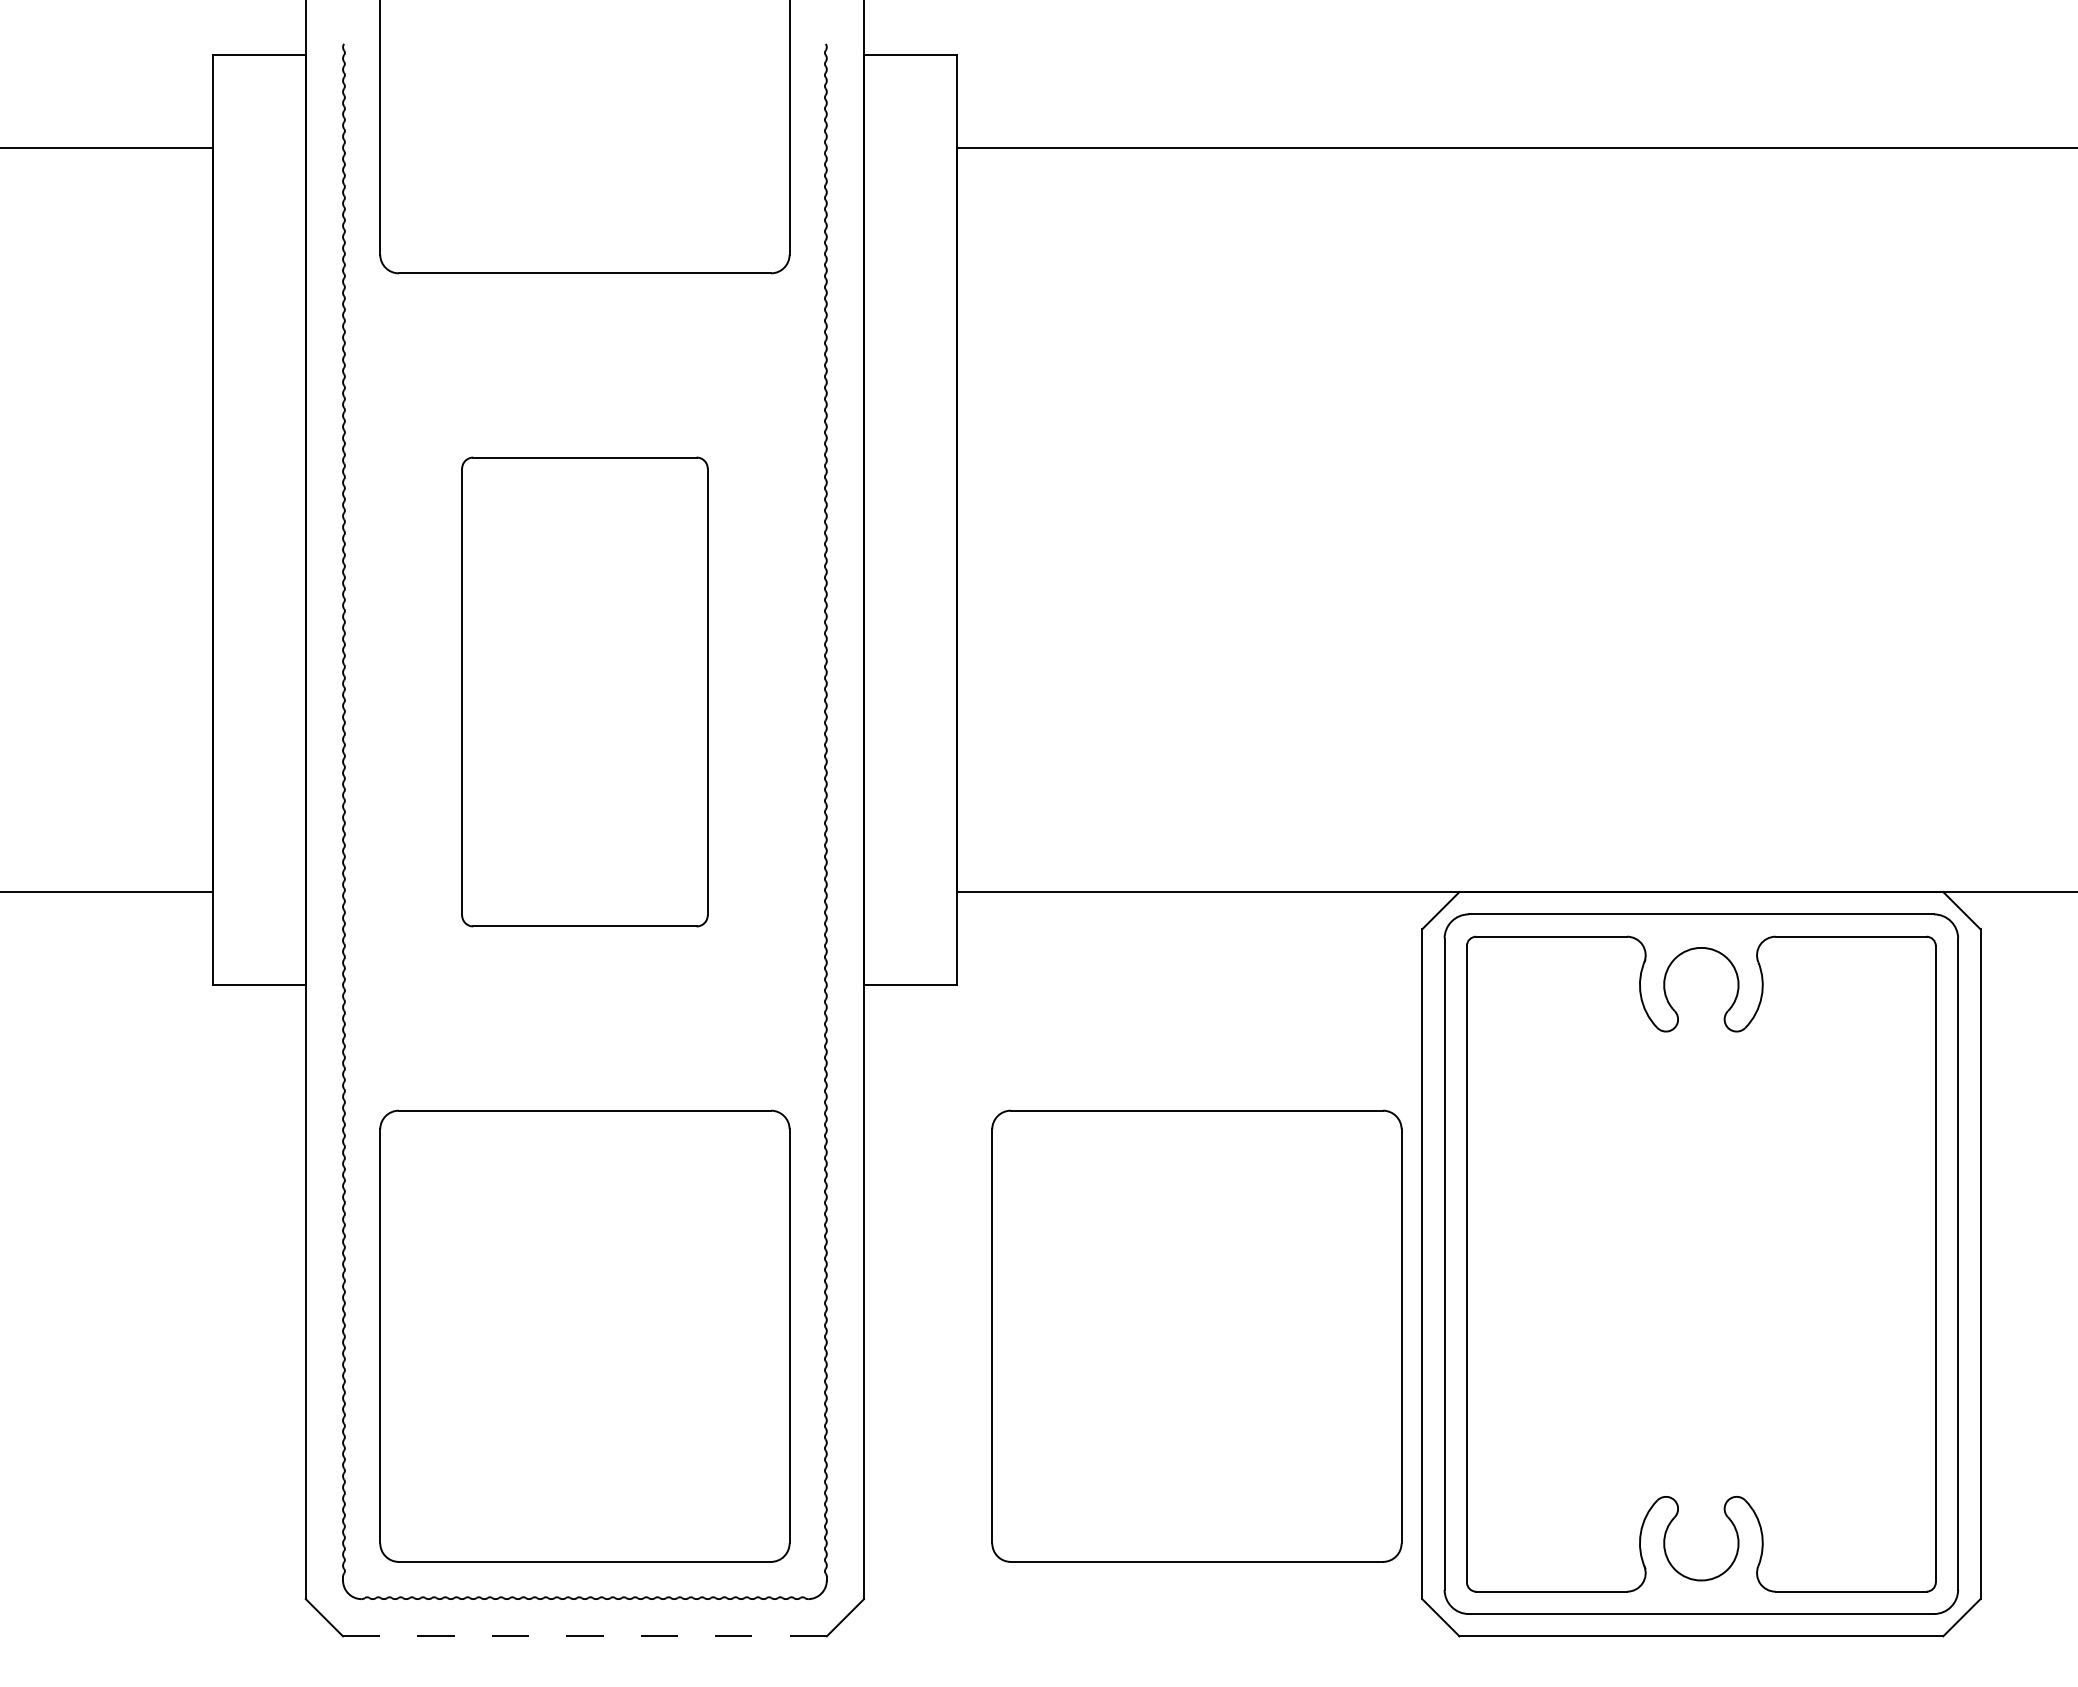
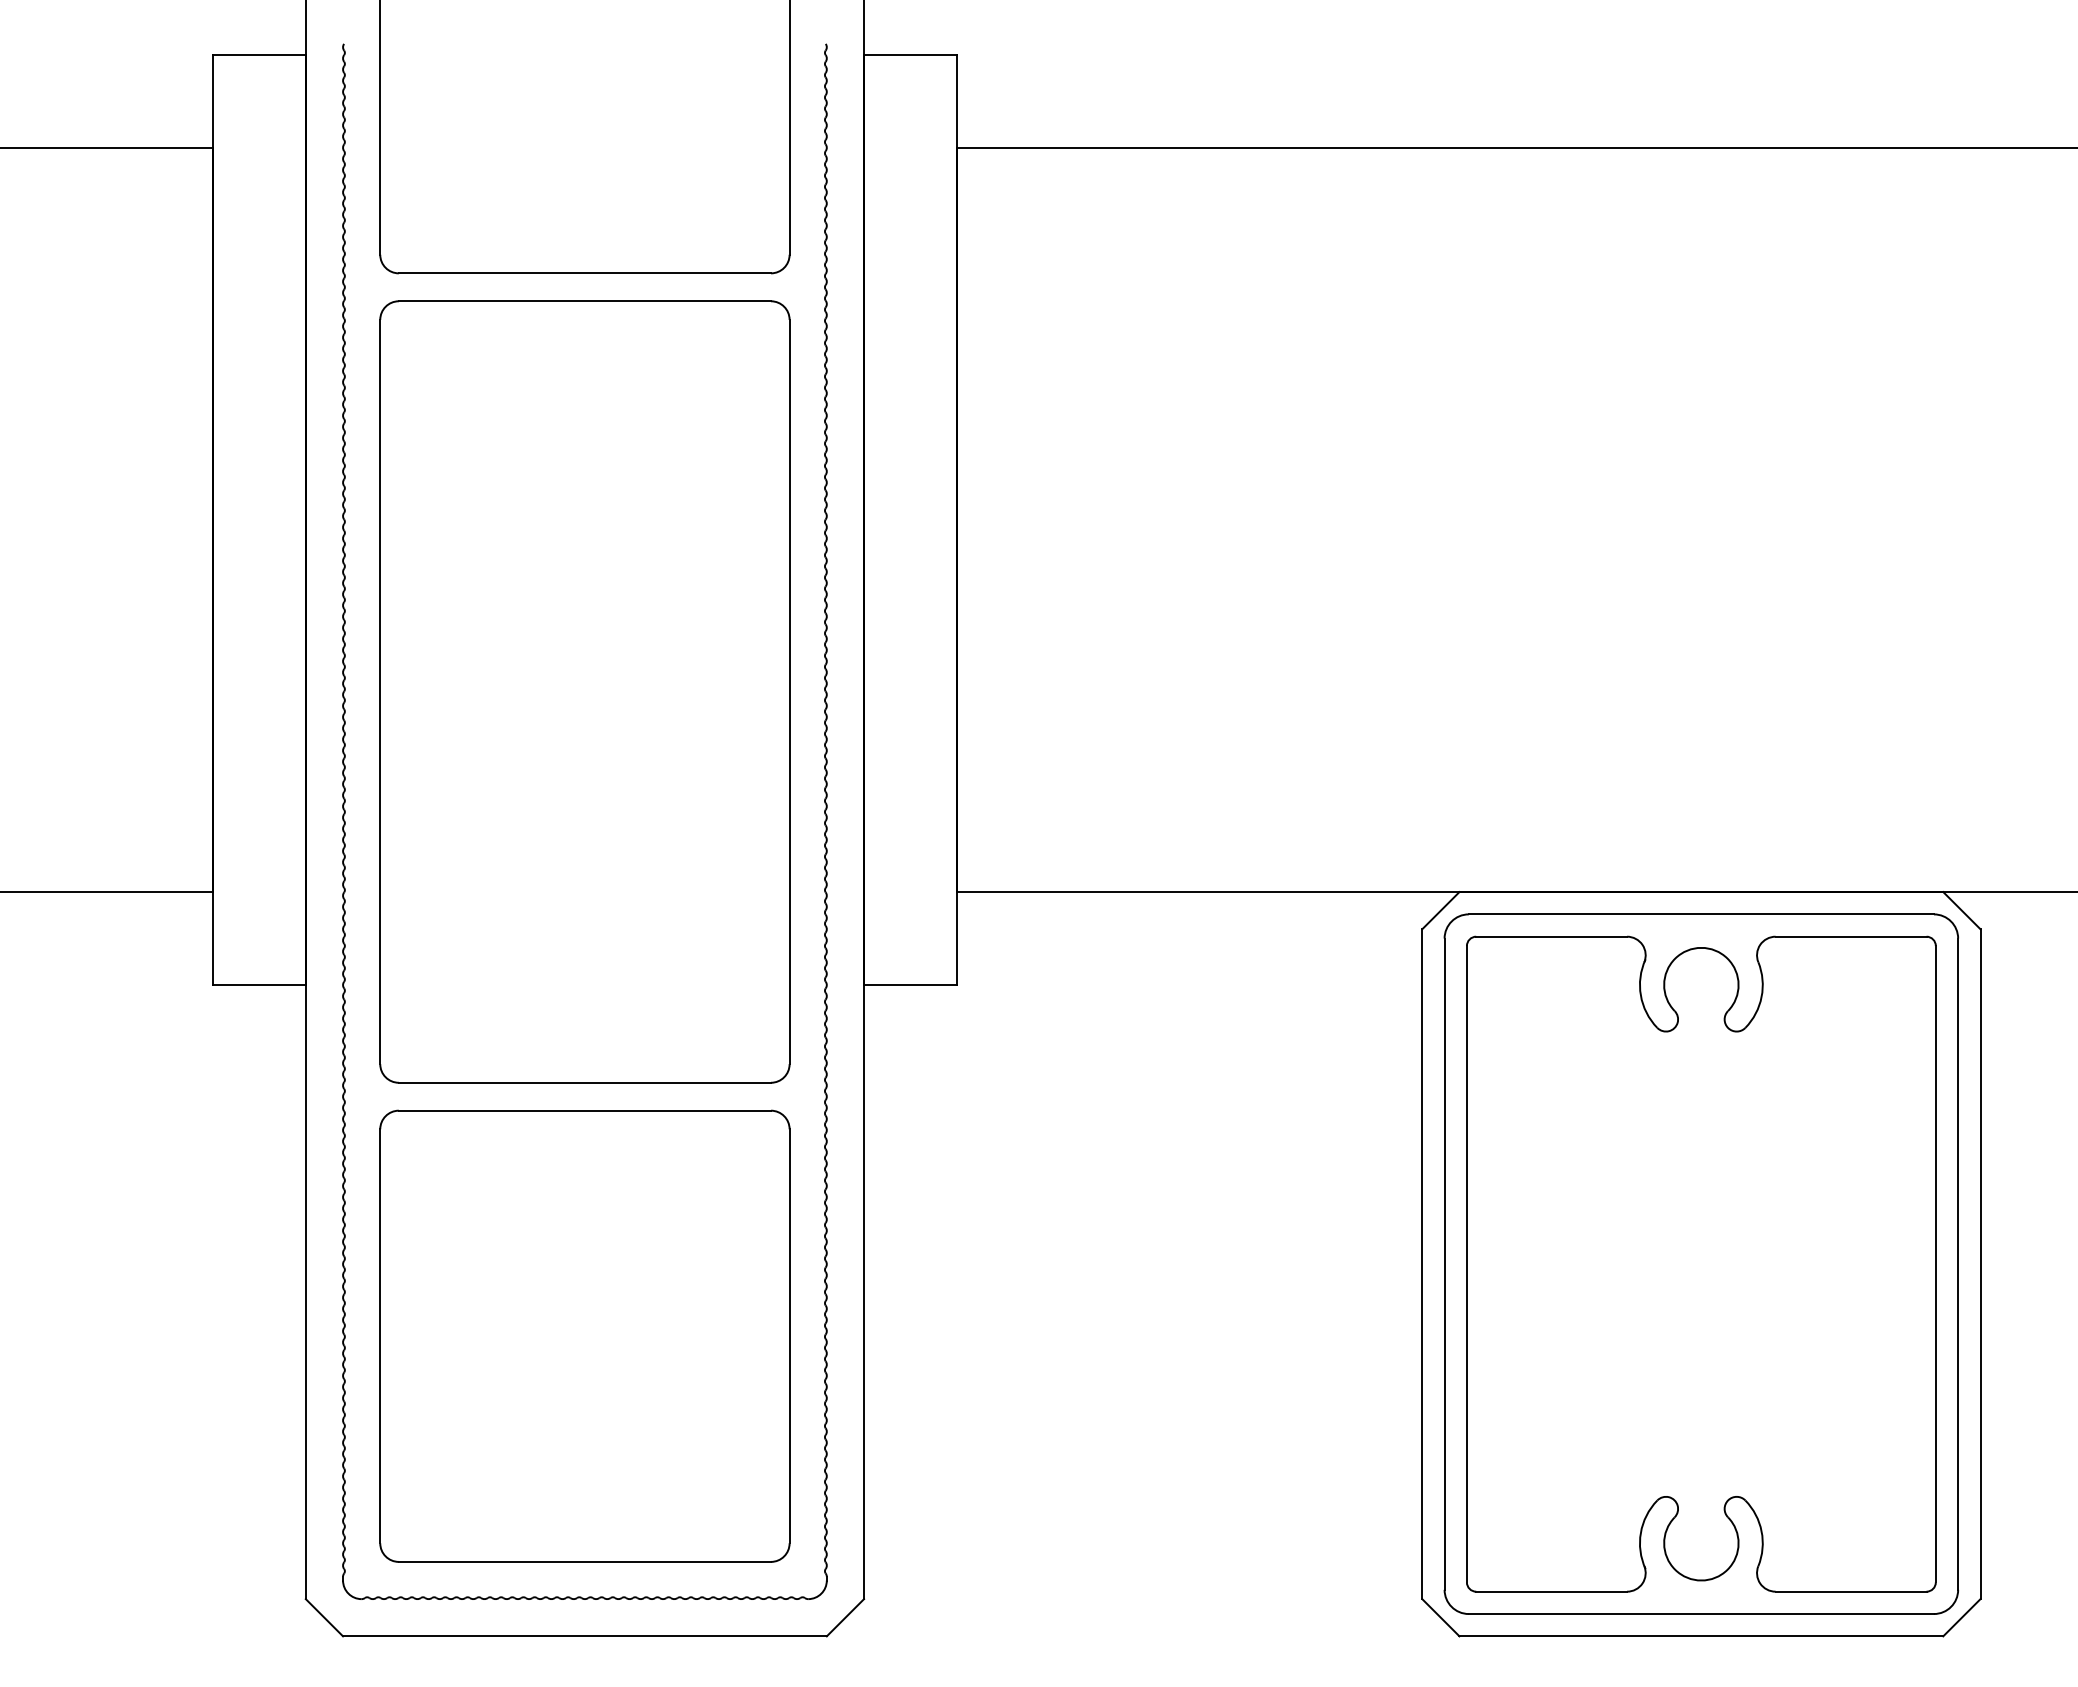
part size: 248x472 px -> 412x784 px (584, 691)
part: present -> none (1196, 1335)
line: dashed -> solid (584, 1636)
